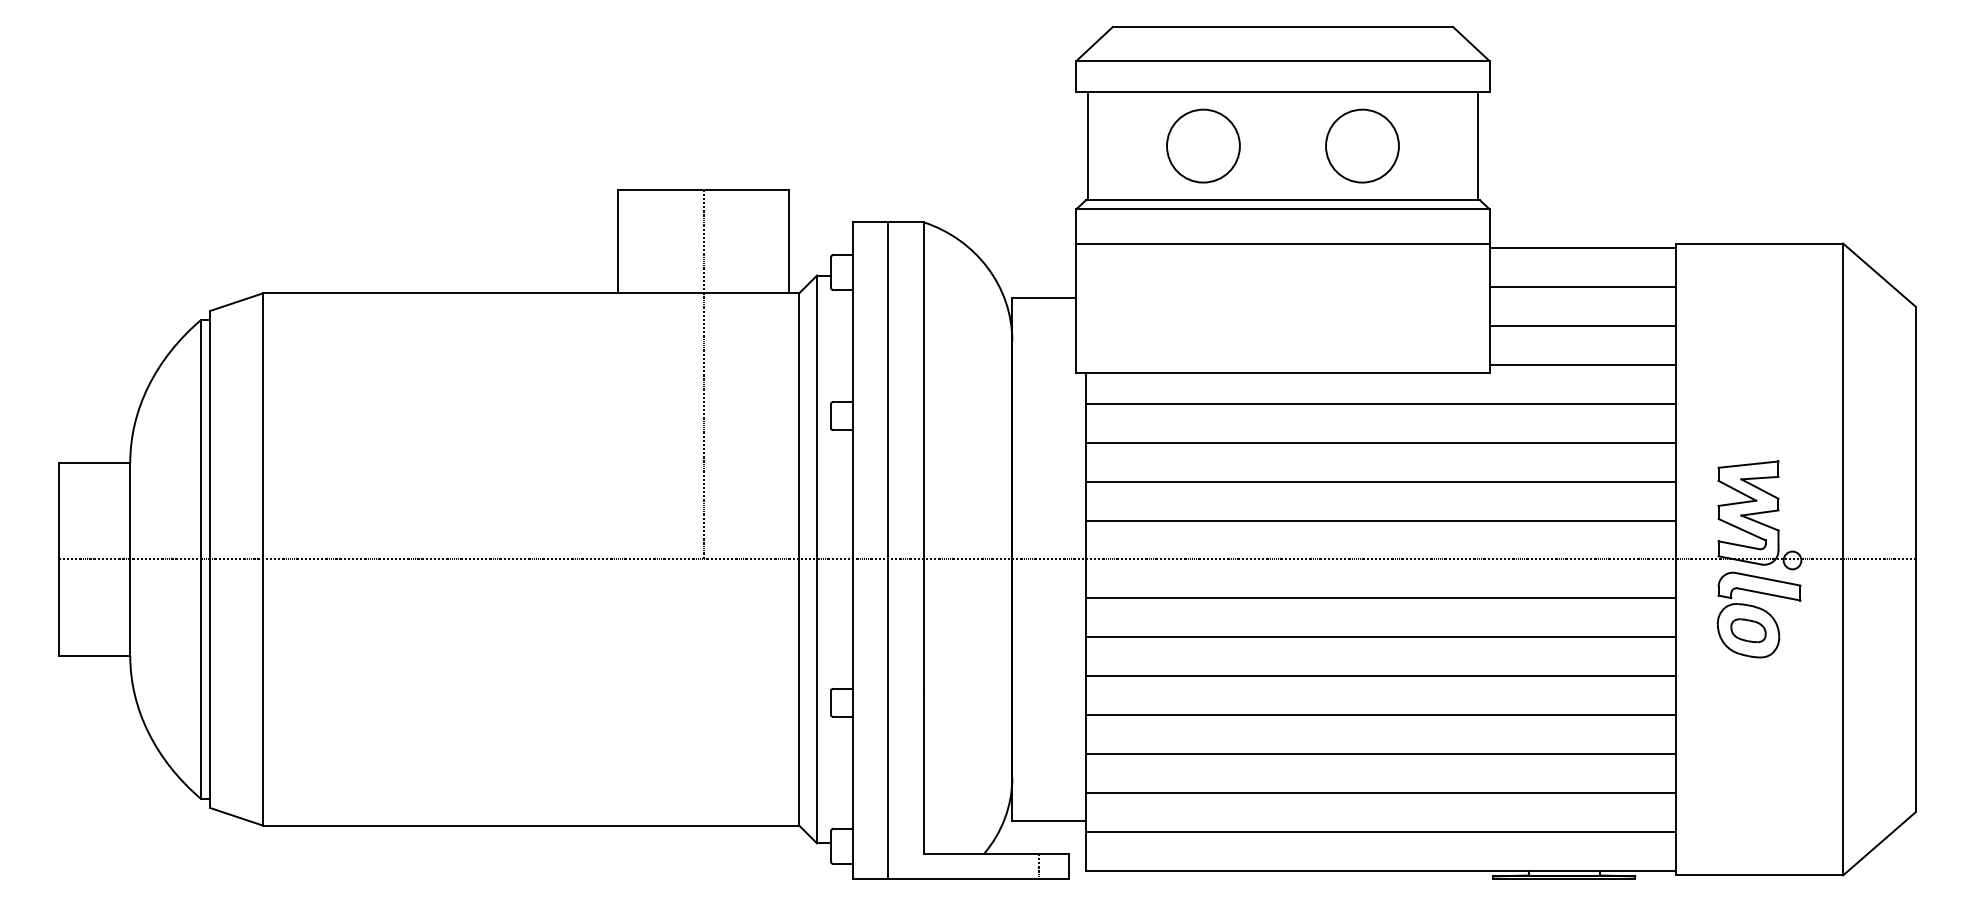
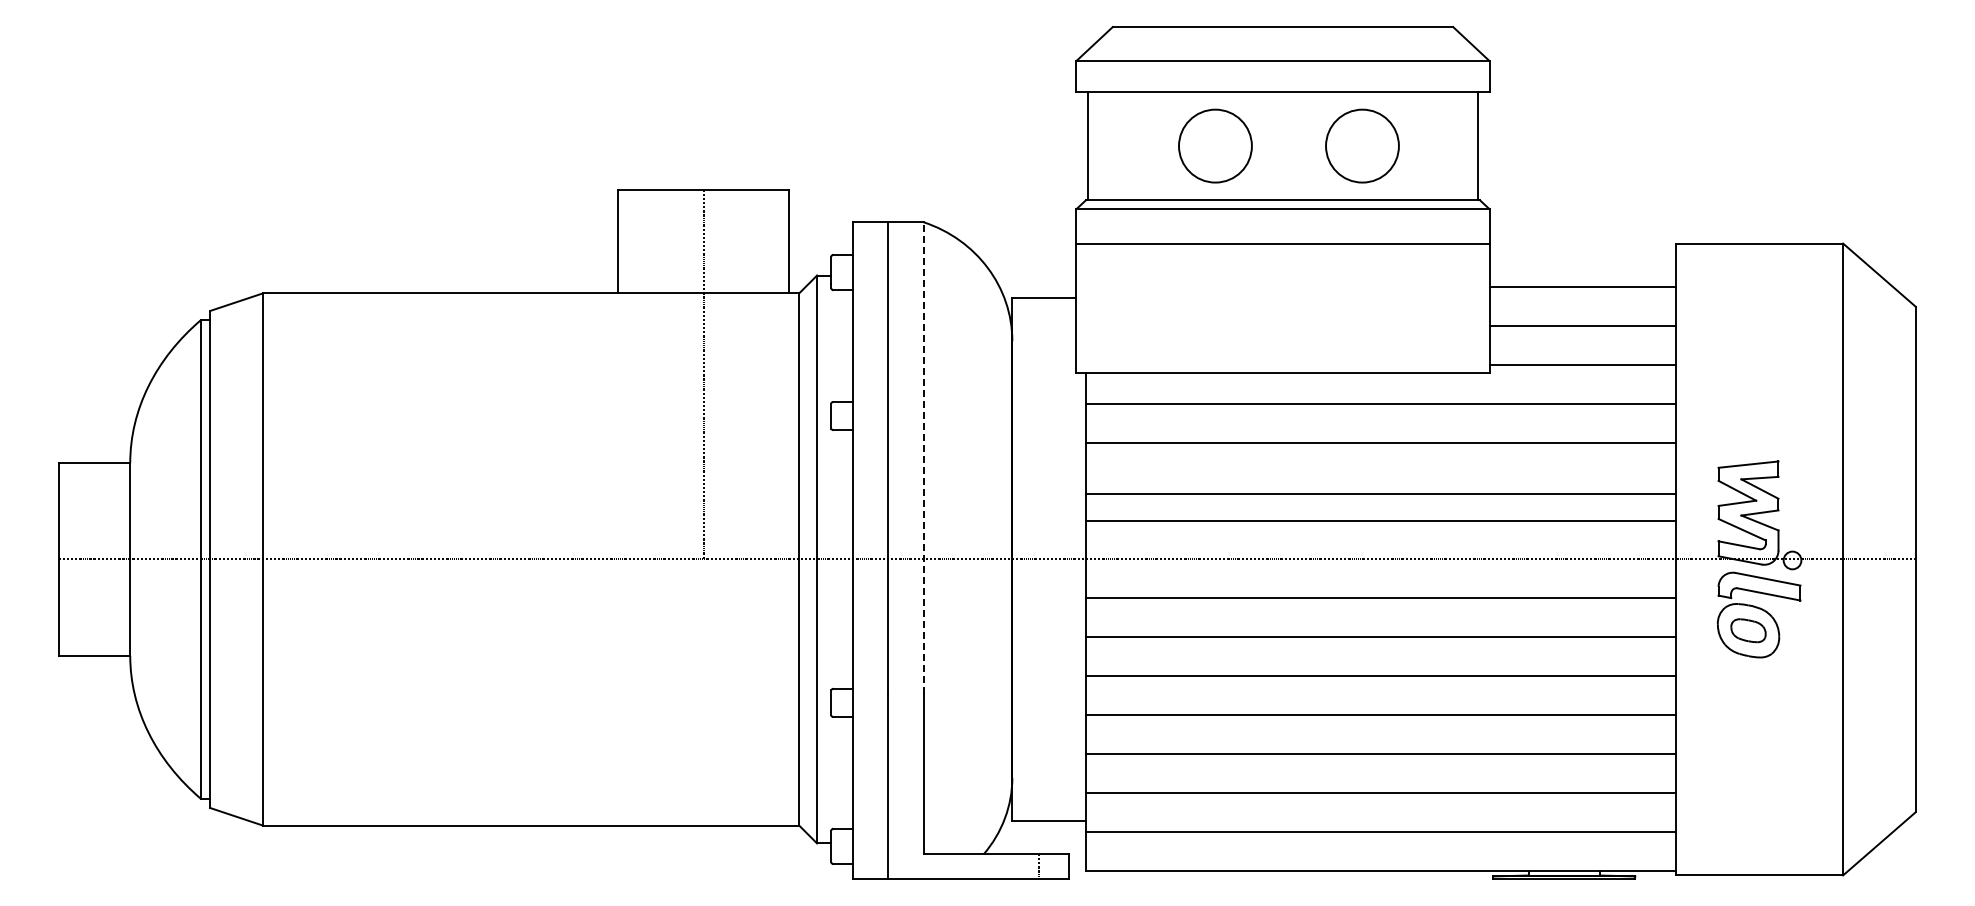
circle position: (1203, 145) -> (1215, 145) (1215, 145)
line: present -> none (1582, 247)
line: solid -> dashed (923, 457)
line position: (1380, 481) -> (1380, 493) (1380, 493)
